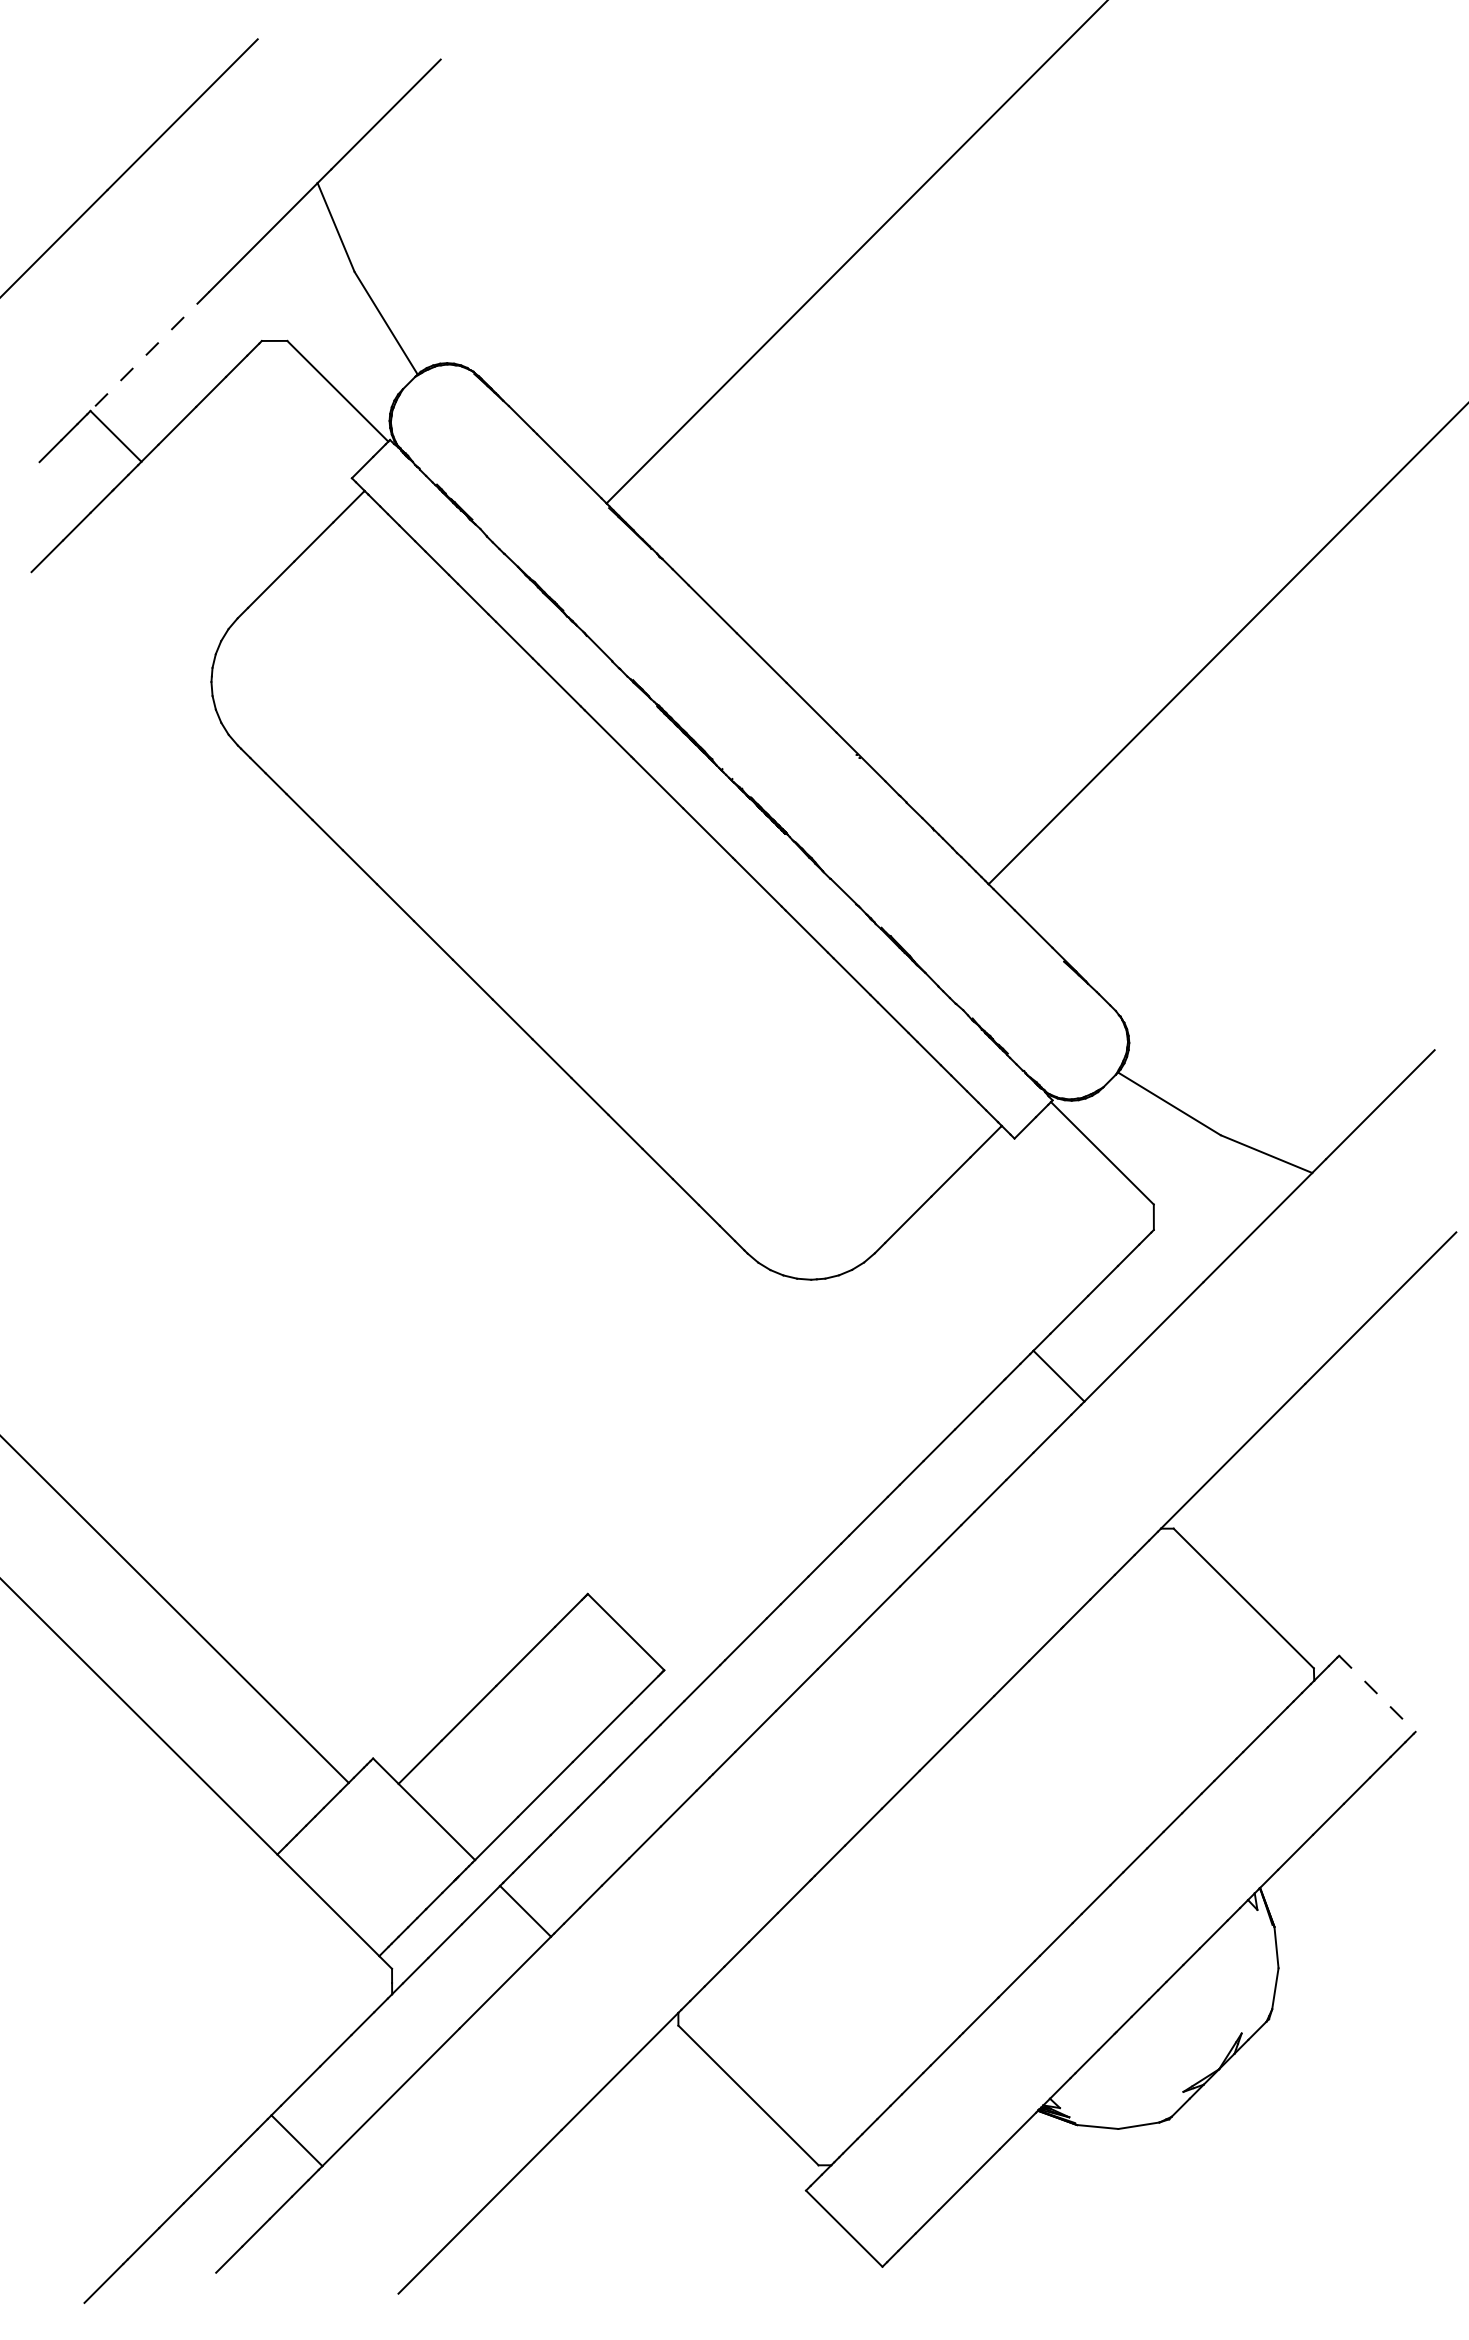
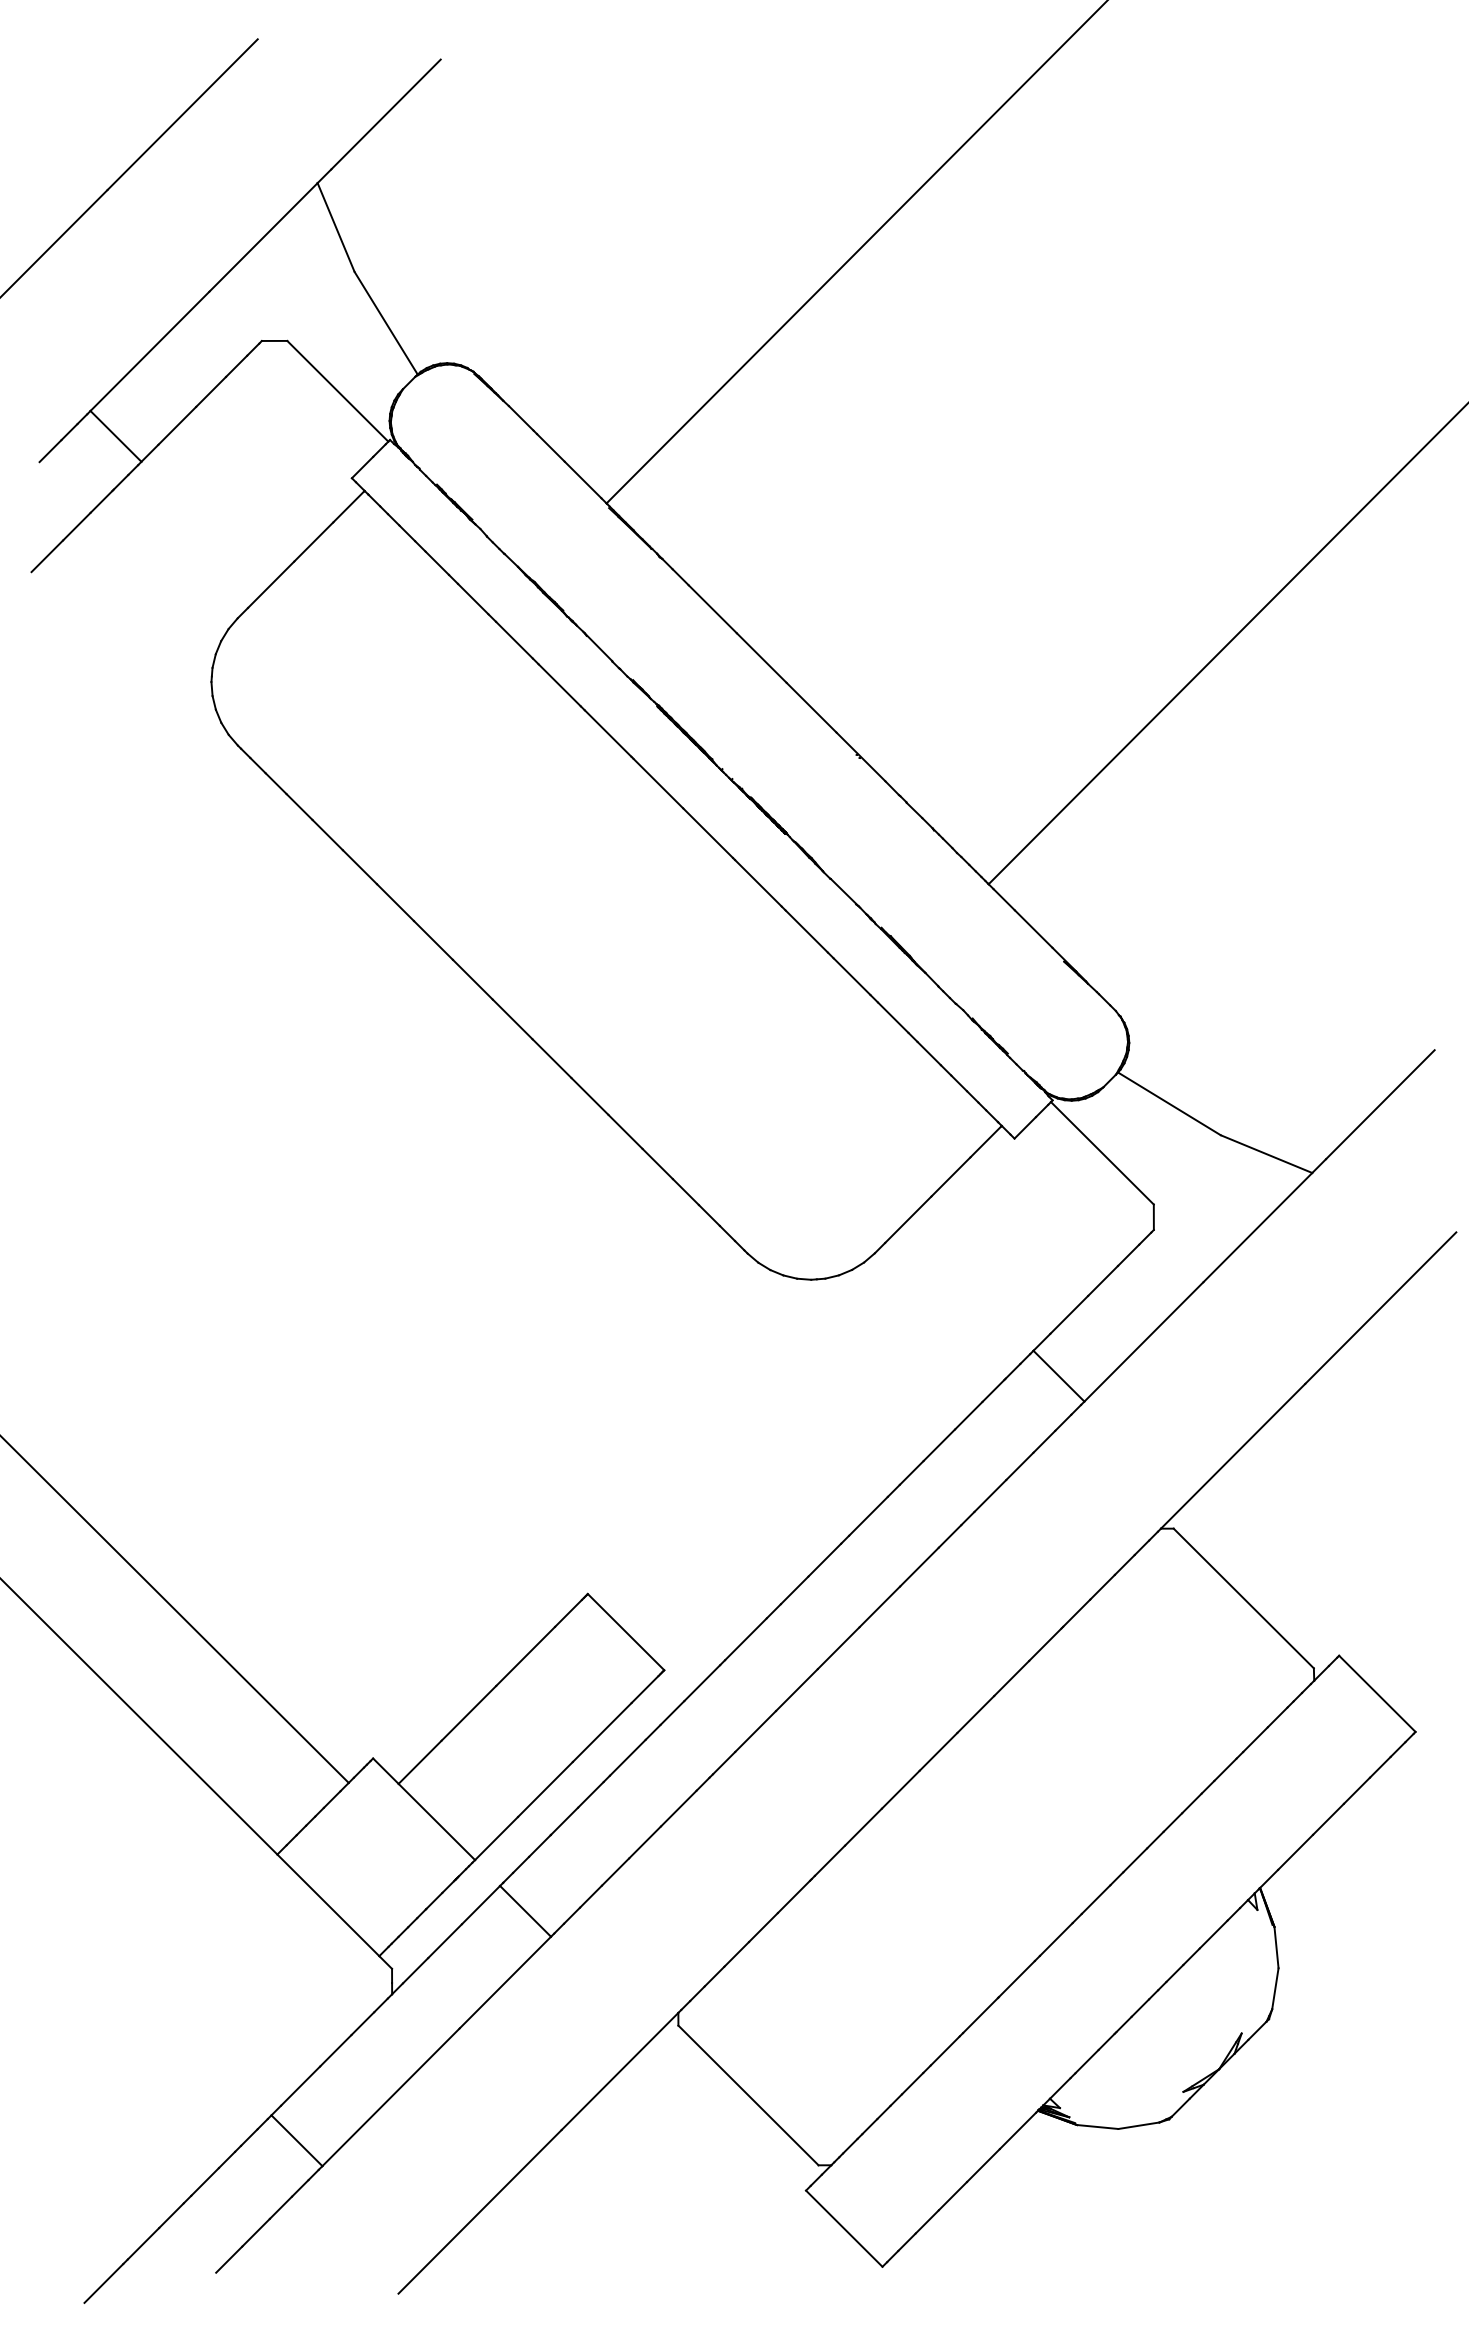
line: dashed -> solid (149, 351)
line: dashed -> solid (1377, 1693)
